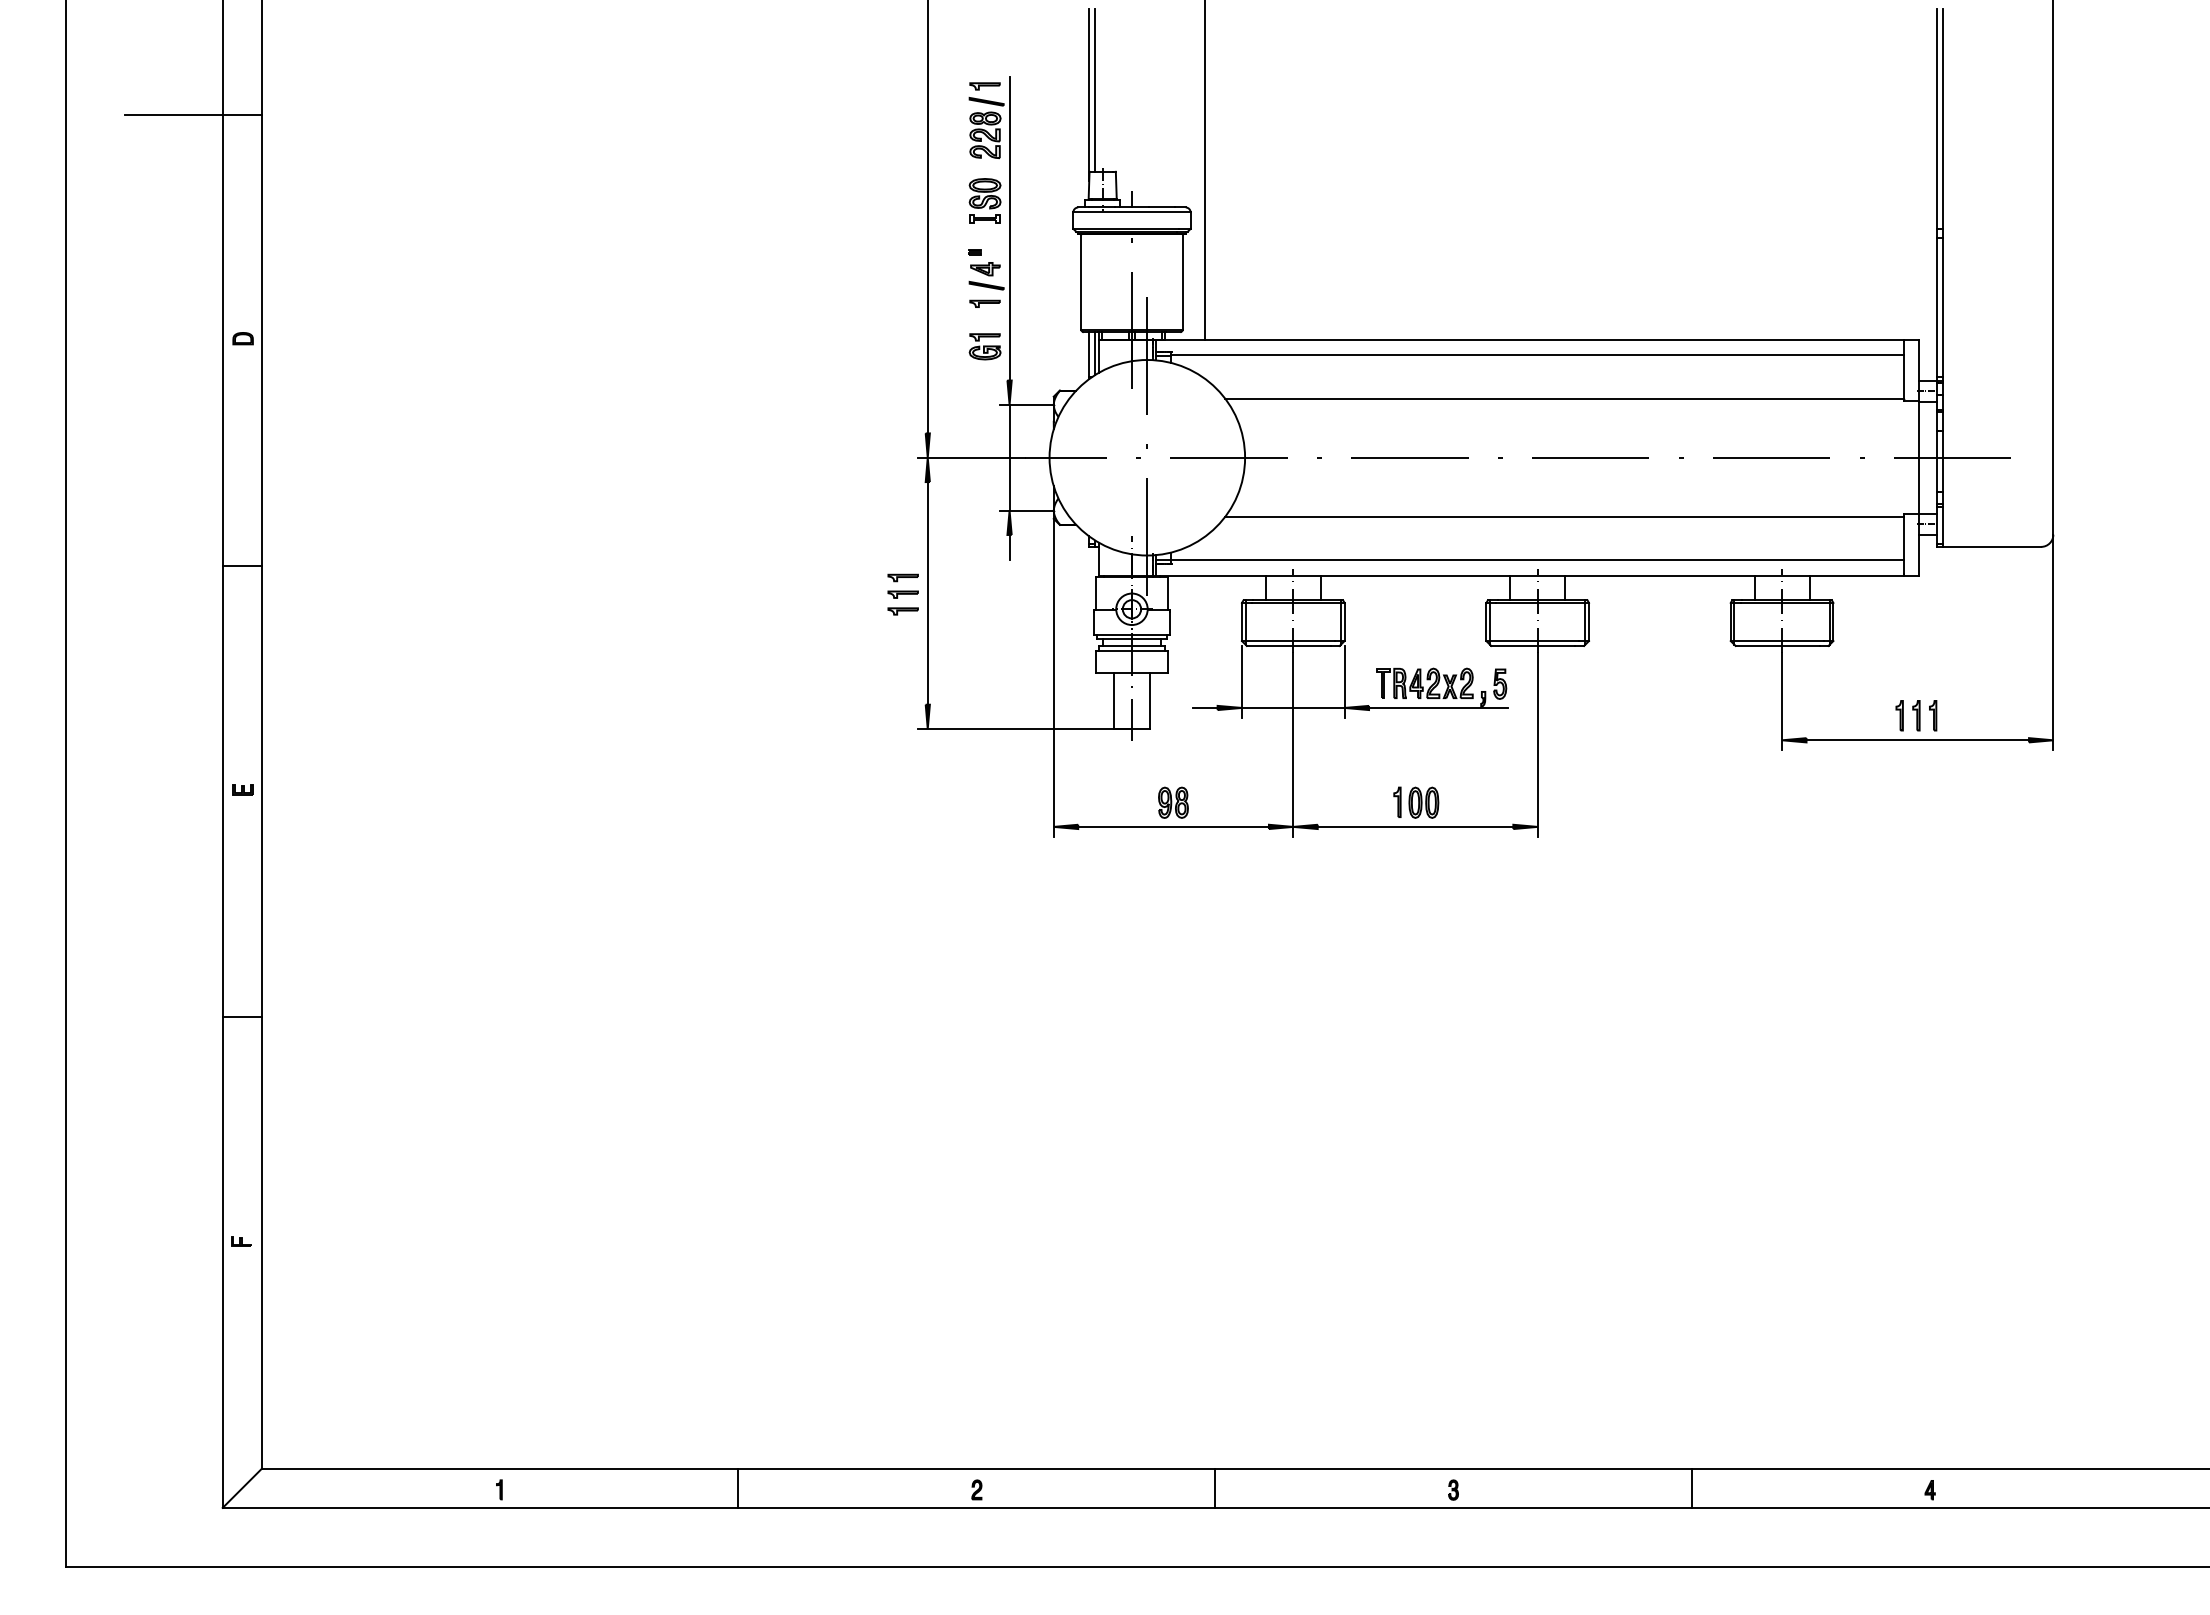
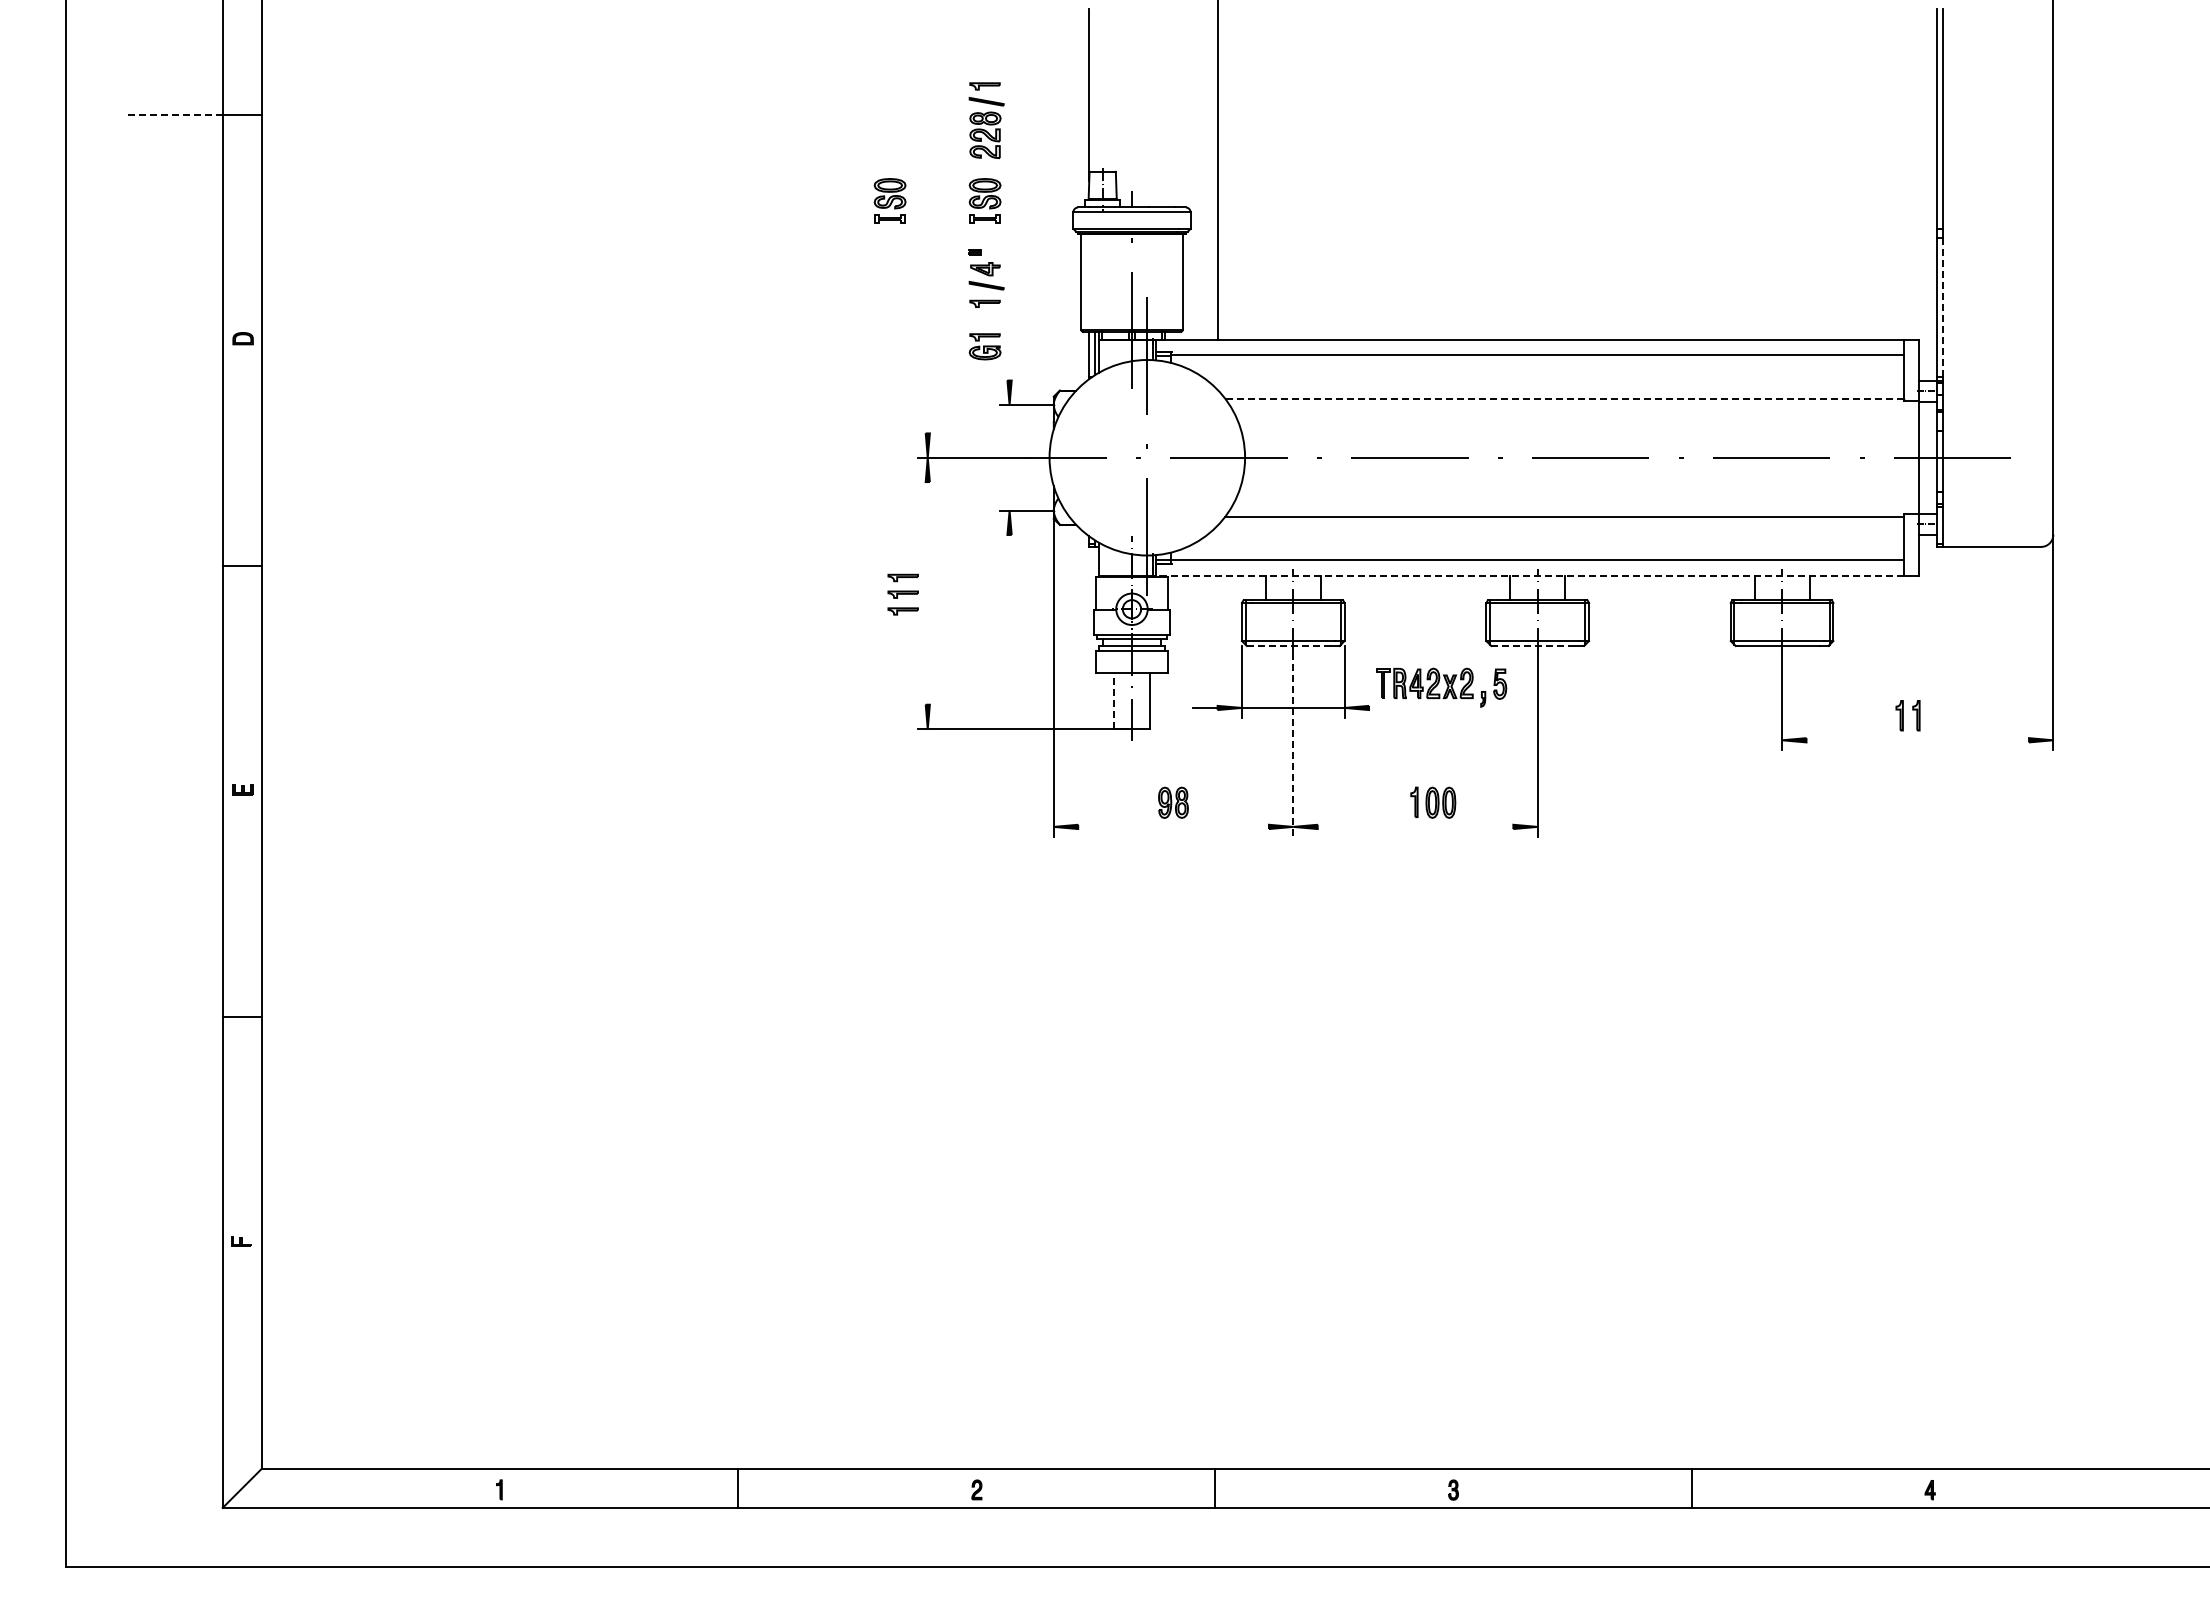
line: present -> none (1095, 90)
line: solid -> dashed (173, 114)
line position: (1205, 170) -> (1218, 170) (1218, 170)
part: none -> present (889, 200)
line: present -> none (927, 217)
line: present -> none (1009, 228)
line: solid -> dashed (1943, 307)
line: solid -> dashed (1564, 398)
line: present -> none (1009, 457)
line: present -> none (1009, 547)
line: solid -> dashed (1530, 575)
line: present -> none (927, 593)
line: solid -> dashed (1289, 645)
line: solid -> dashed (1533, 645)
line: solid -> dashed (1113, 700)
line: present -> none (1438, 707)
part: present -> none (1933, 715)
line: present -> none (1917, 740)
line: solid -> dashed (1293, 744)
part position: (1416, 802) -> (1433, 802) (1433, 802)
line: present -> none (1173, 826)
line: present -> none (1415, 826)
